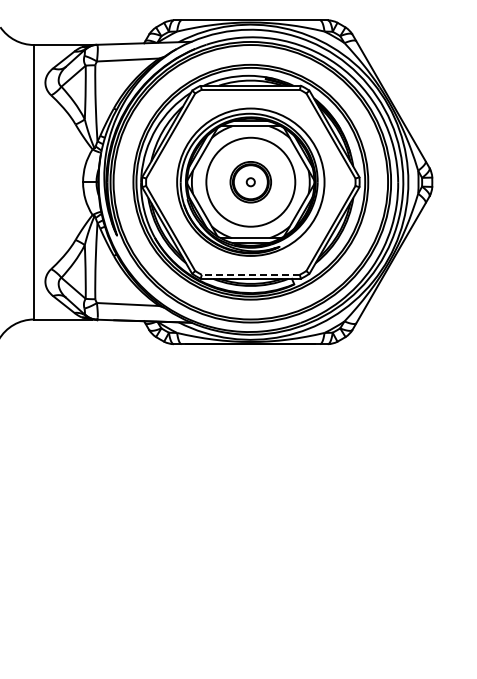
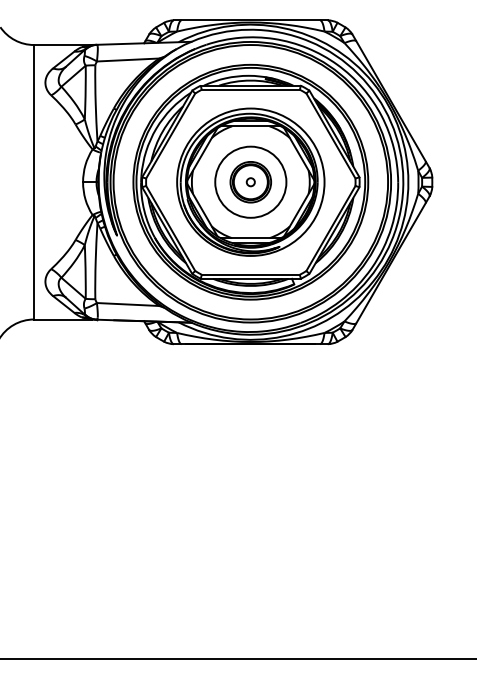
circle diameter: 89 px -> 71 px (250, 181)
line: dashed -> solid (250, 274)
line: none -> present (237, 658)
